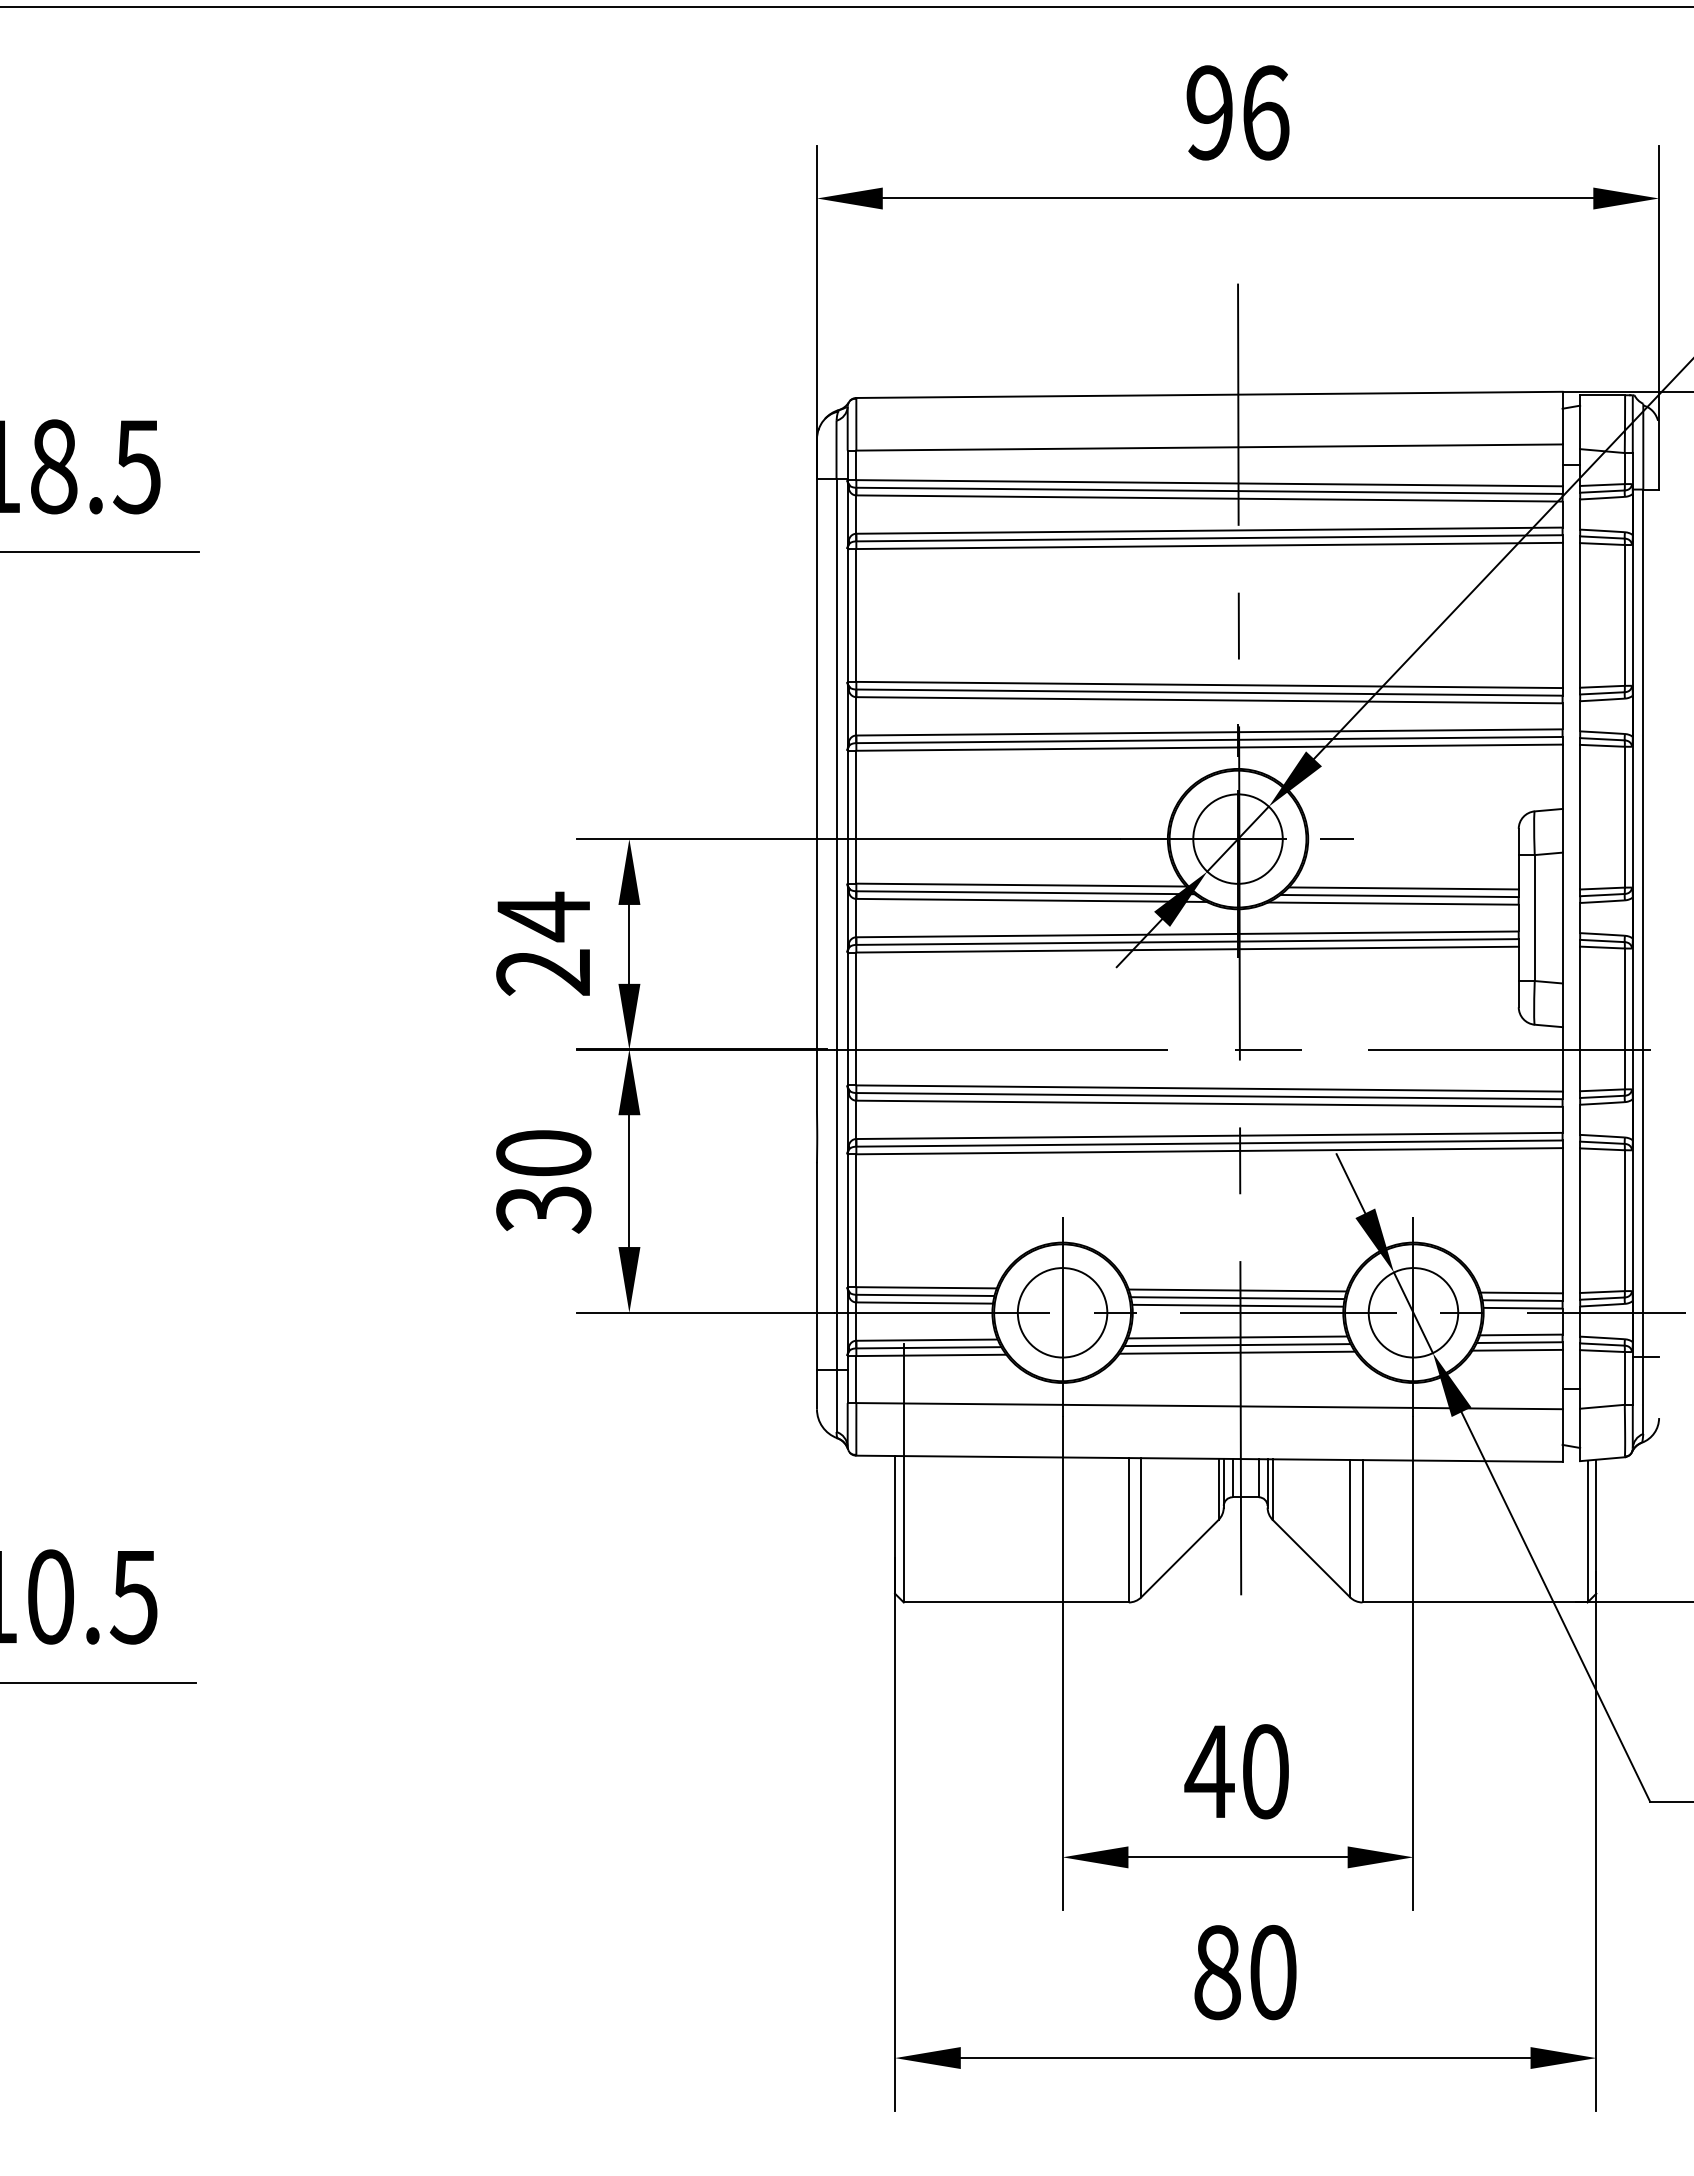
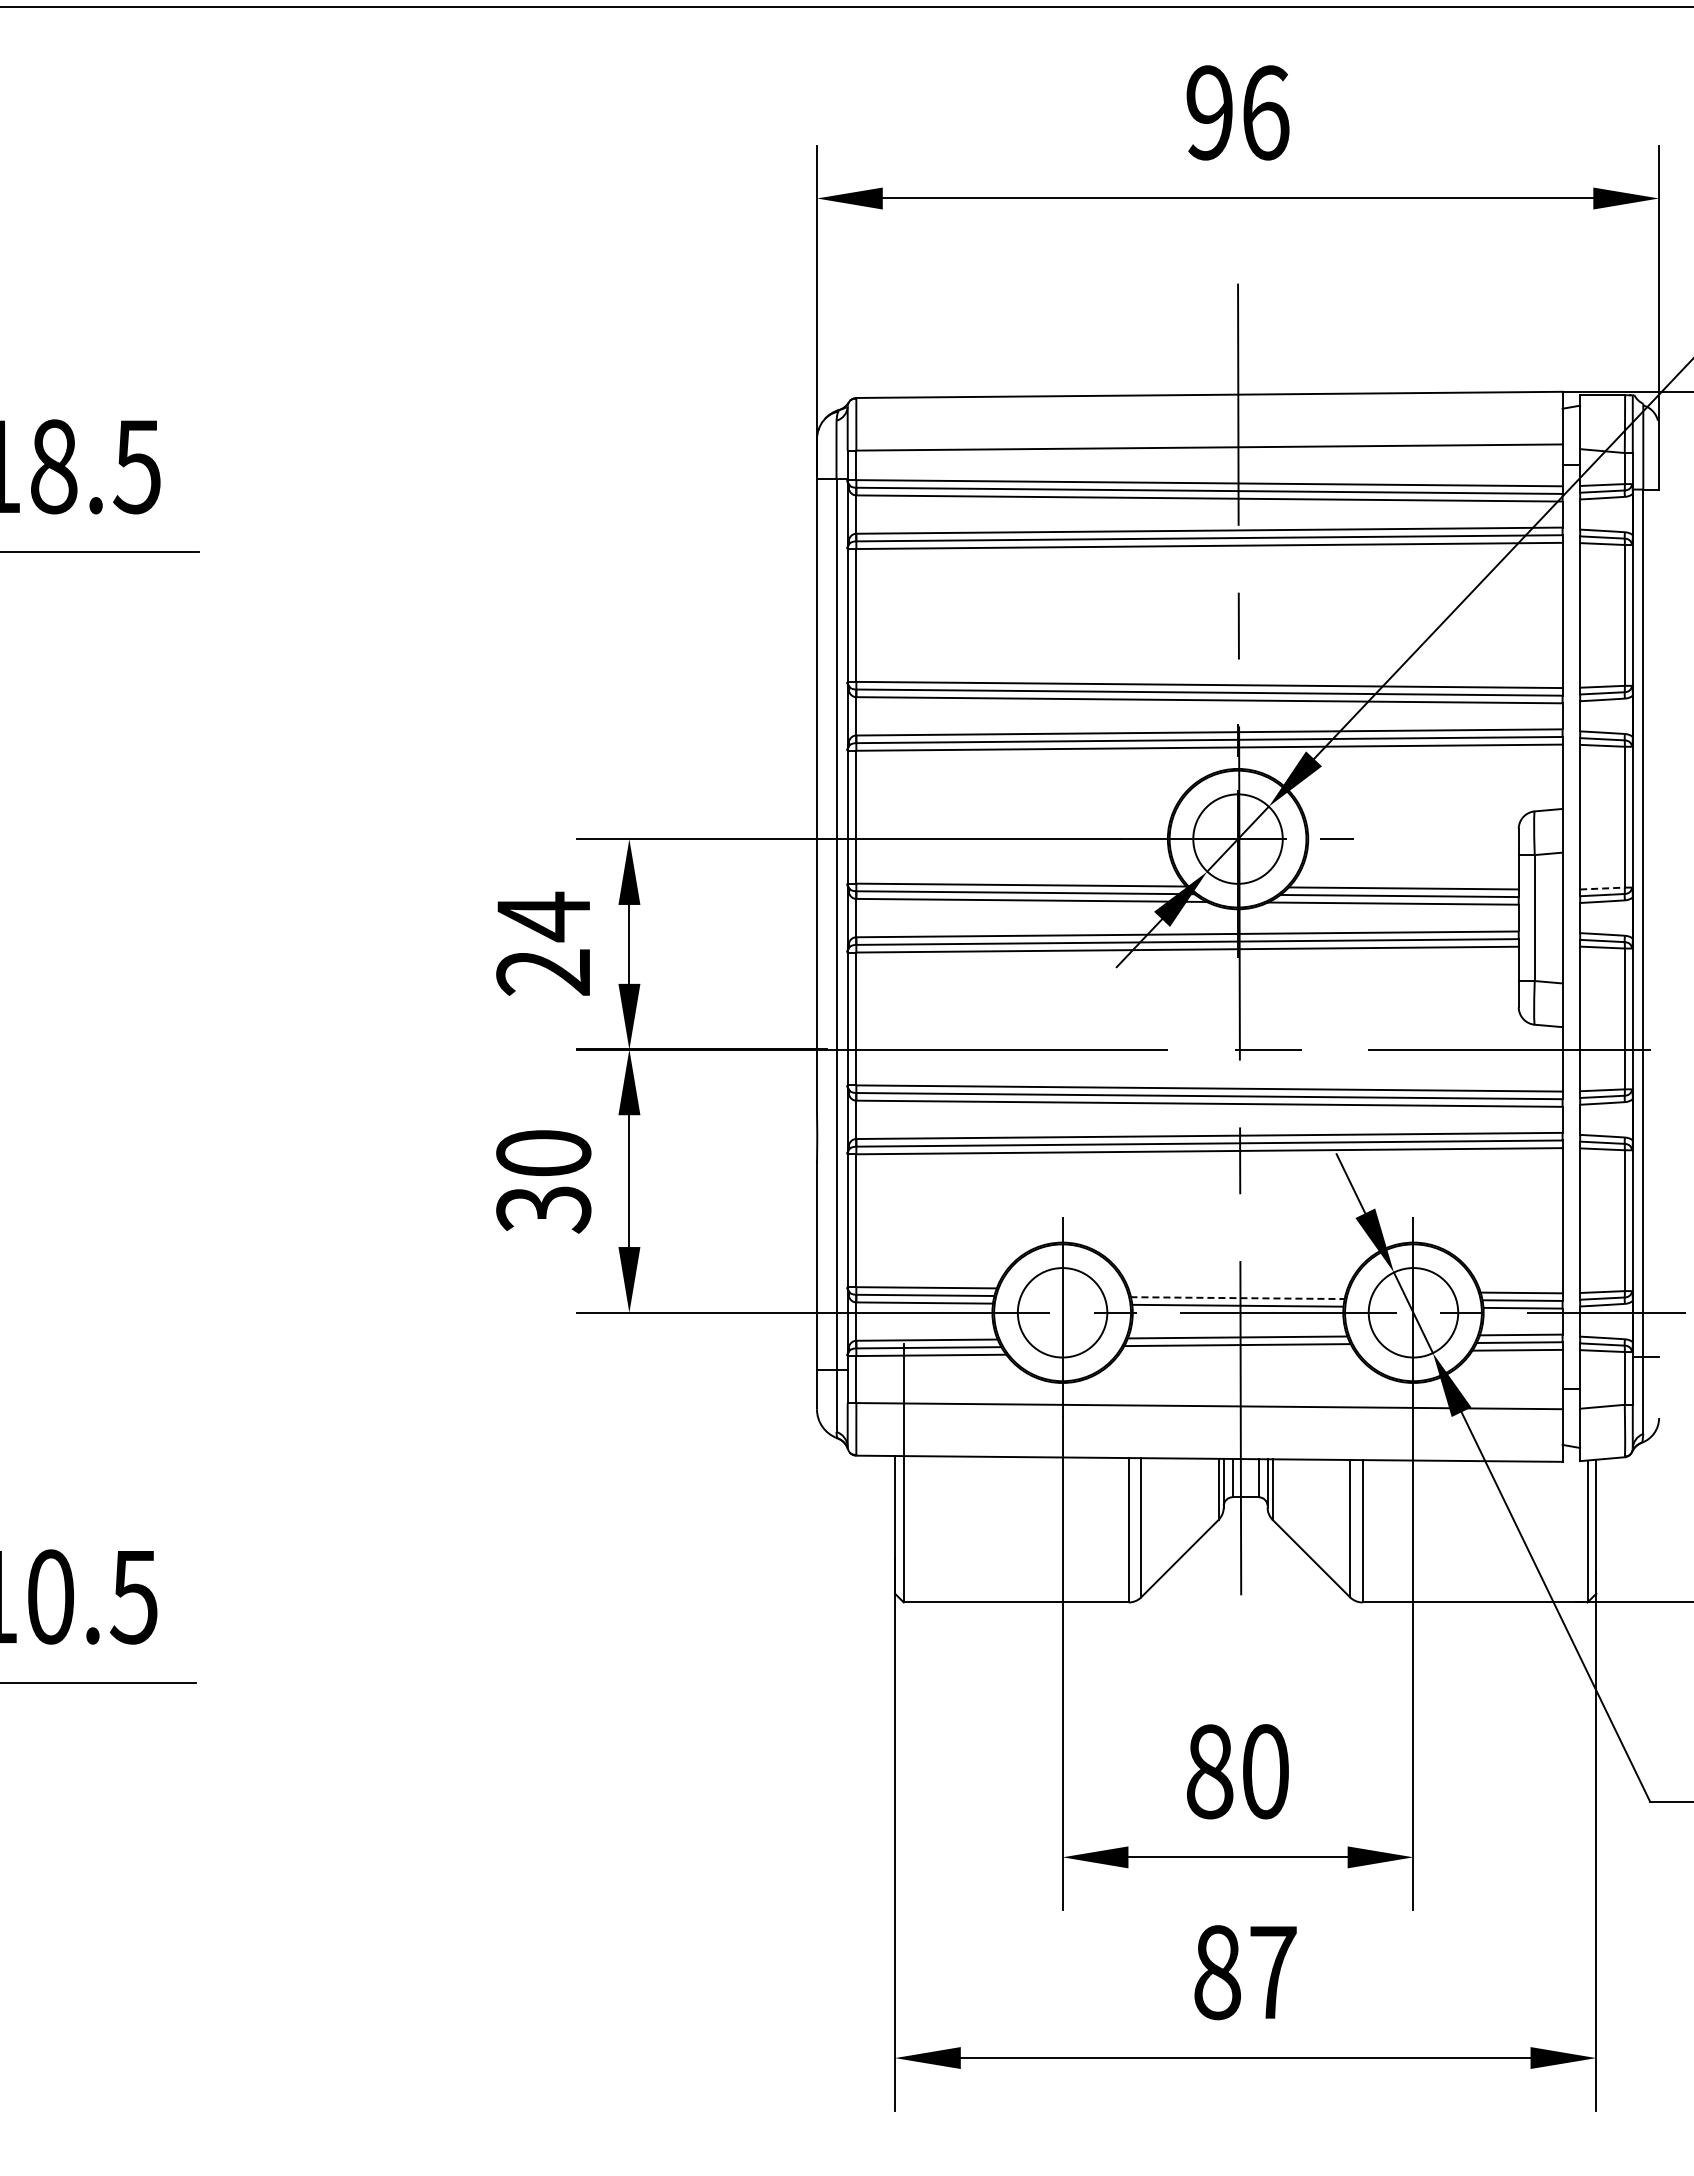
line: solid -> dashed (1602, 888)
line: present -> none (1237, 1290)
line: solid -> dashed (1238, 1298)
line: present -> none (1237, 1352)
text: 40 -> 80 (1209, 1771)
text: 80 -> 87 (1273, 1972)
